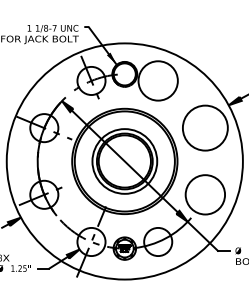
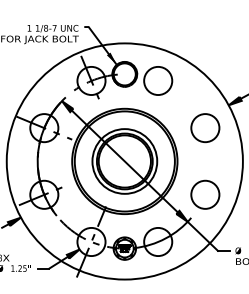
circle diameter: 39 px -> 28 px (158, 80)
circle diameter: 45 px -> 28 px (205, 128)
circle diameter: 39 px -> 28 px (205, 194)
